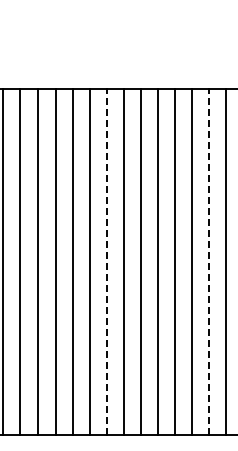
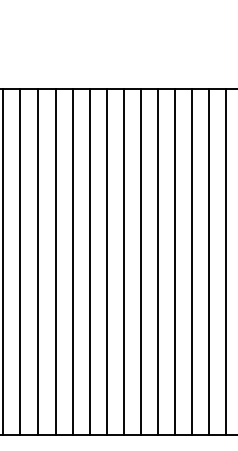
line: dashed -> solid (107, 261)
line: dashed -> solid (208, 261)
